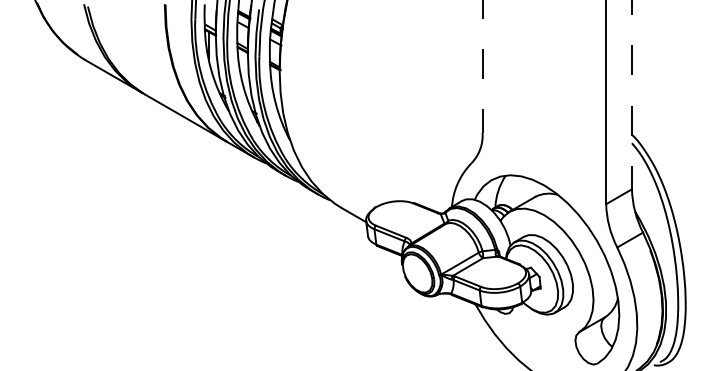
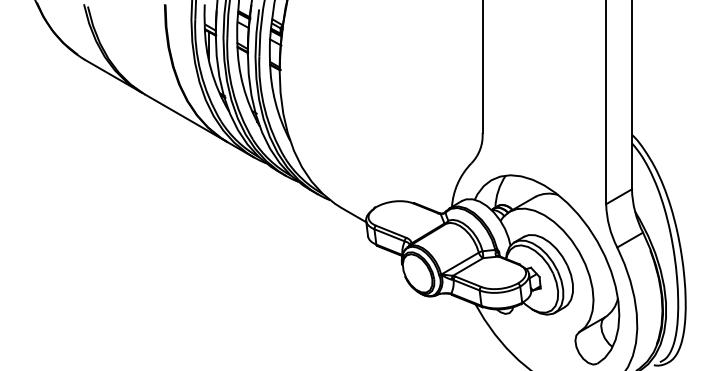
line: dashed -> solid (482, 66)
line: dashed -> solid (631, 95)
